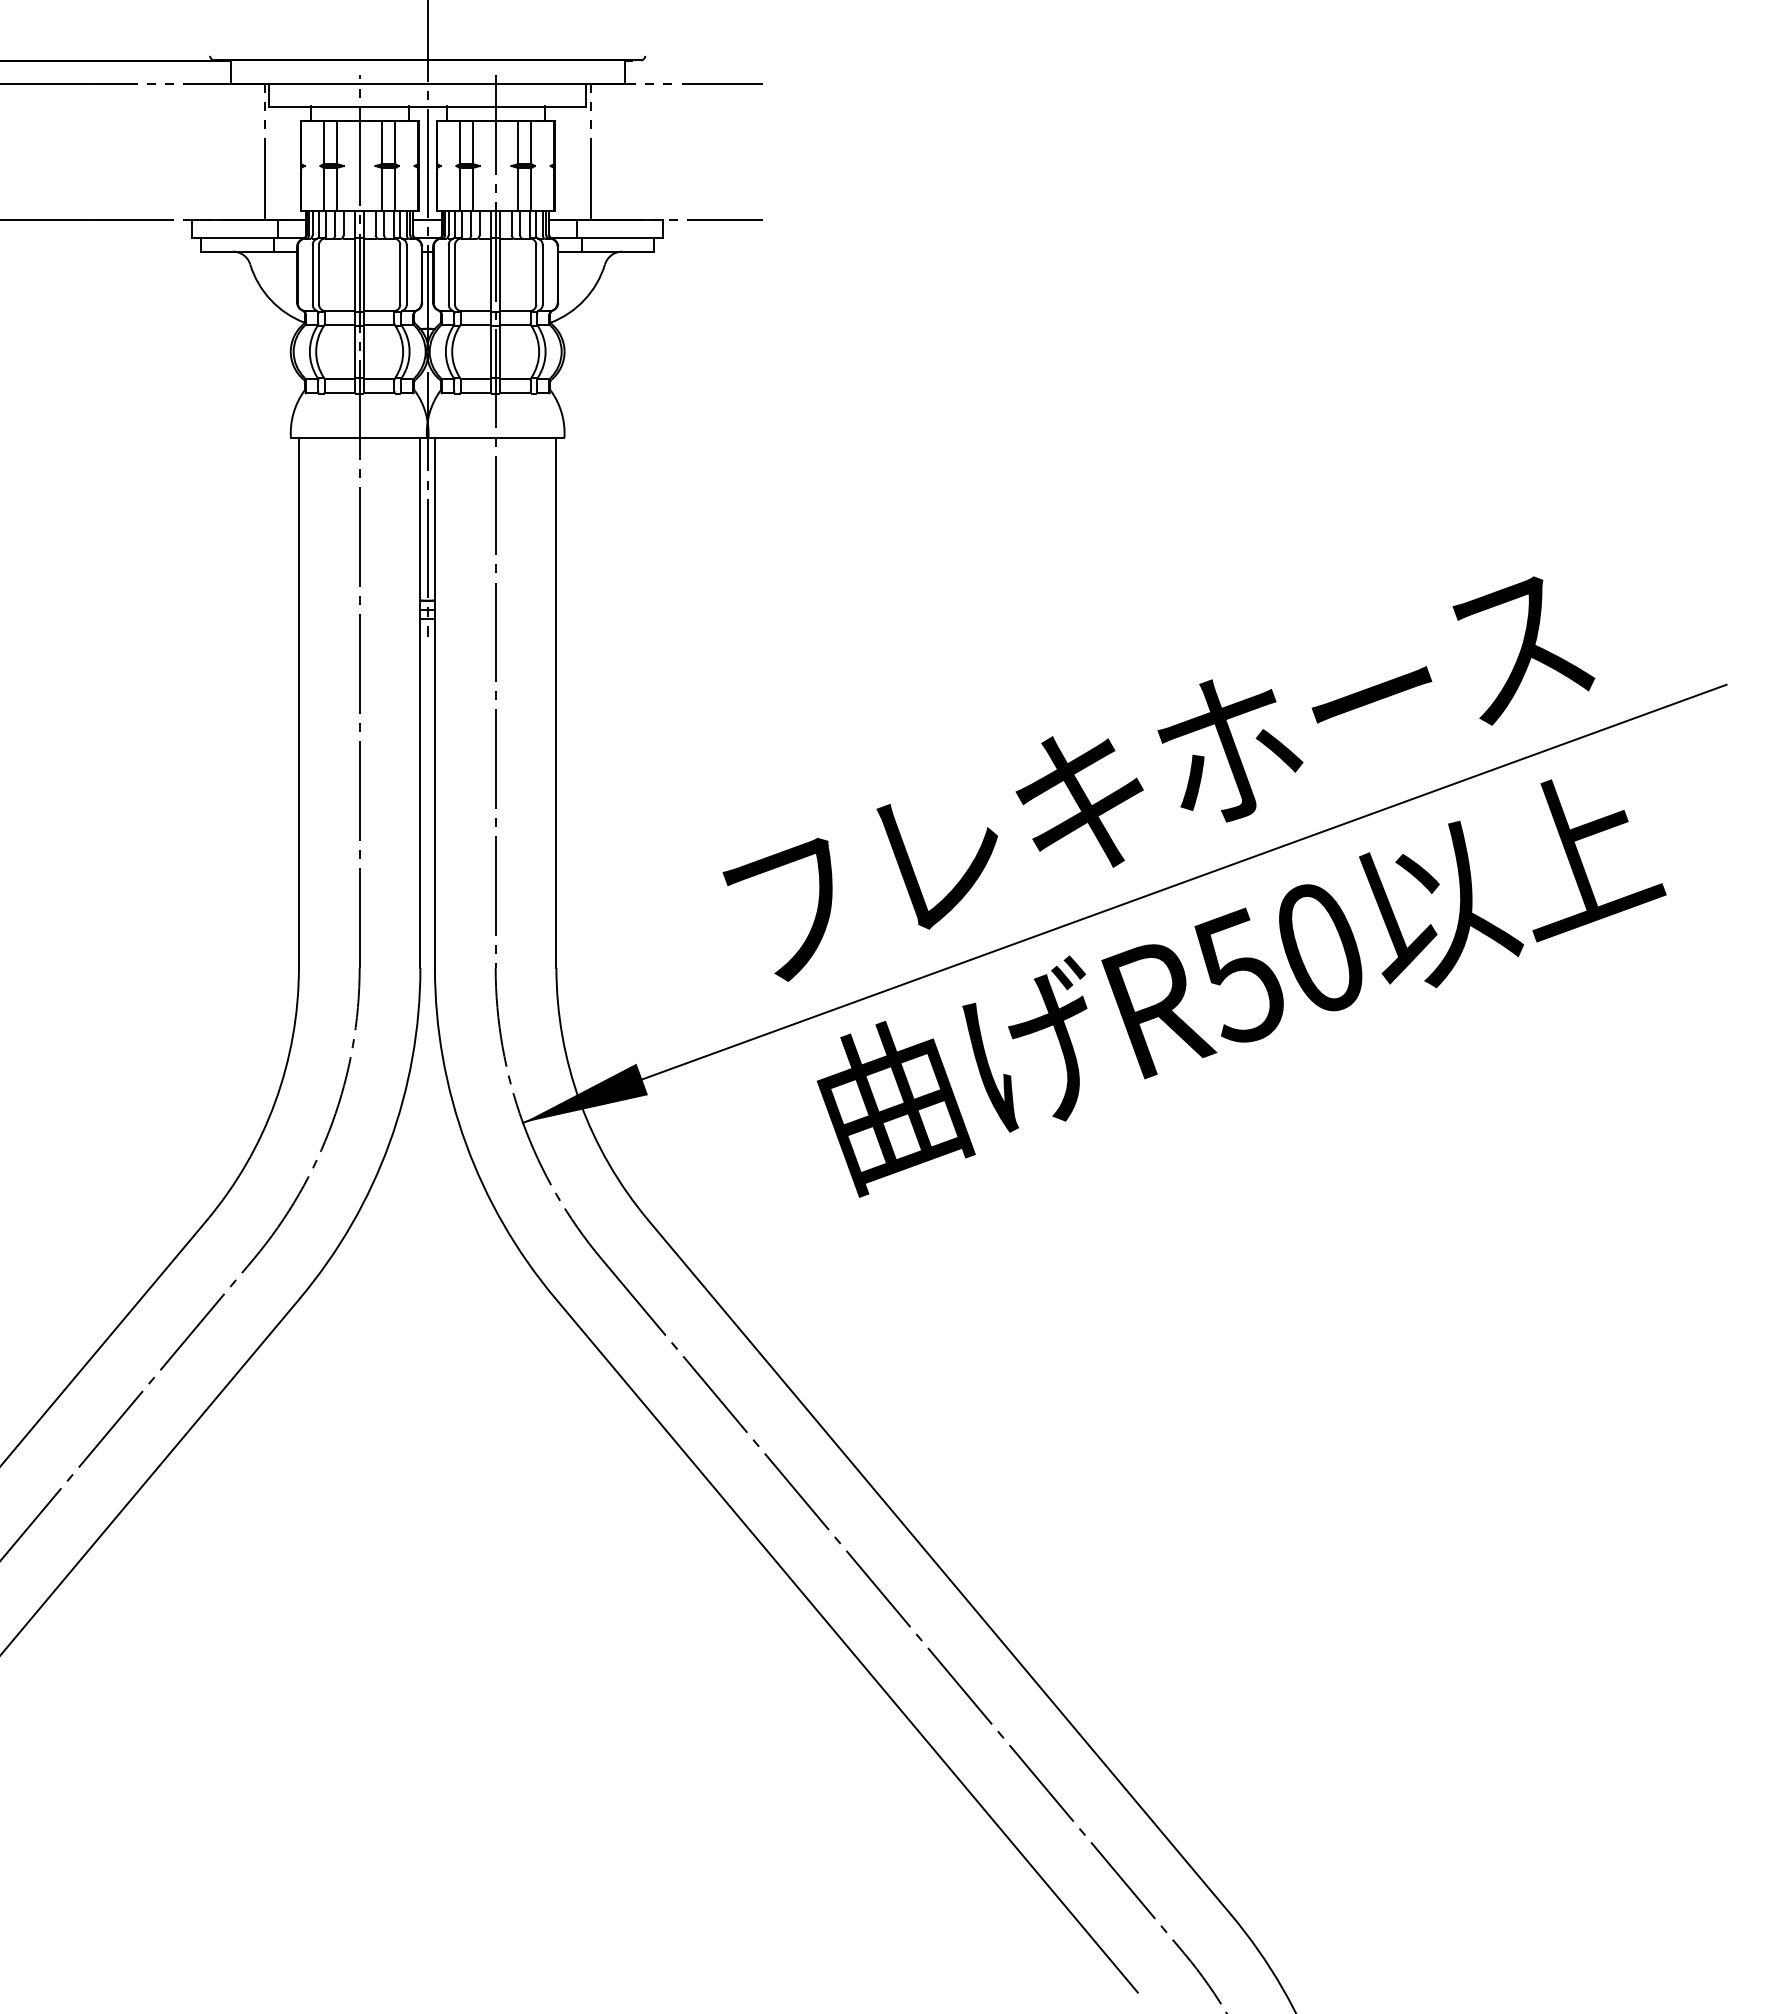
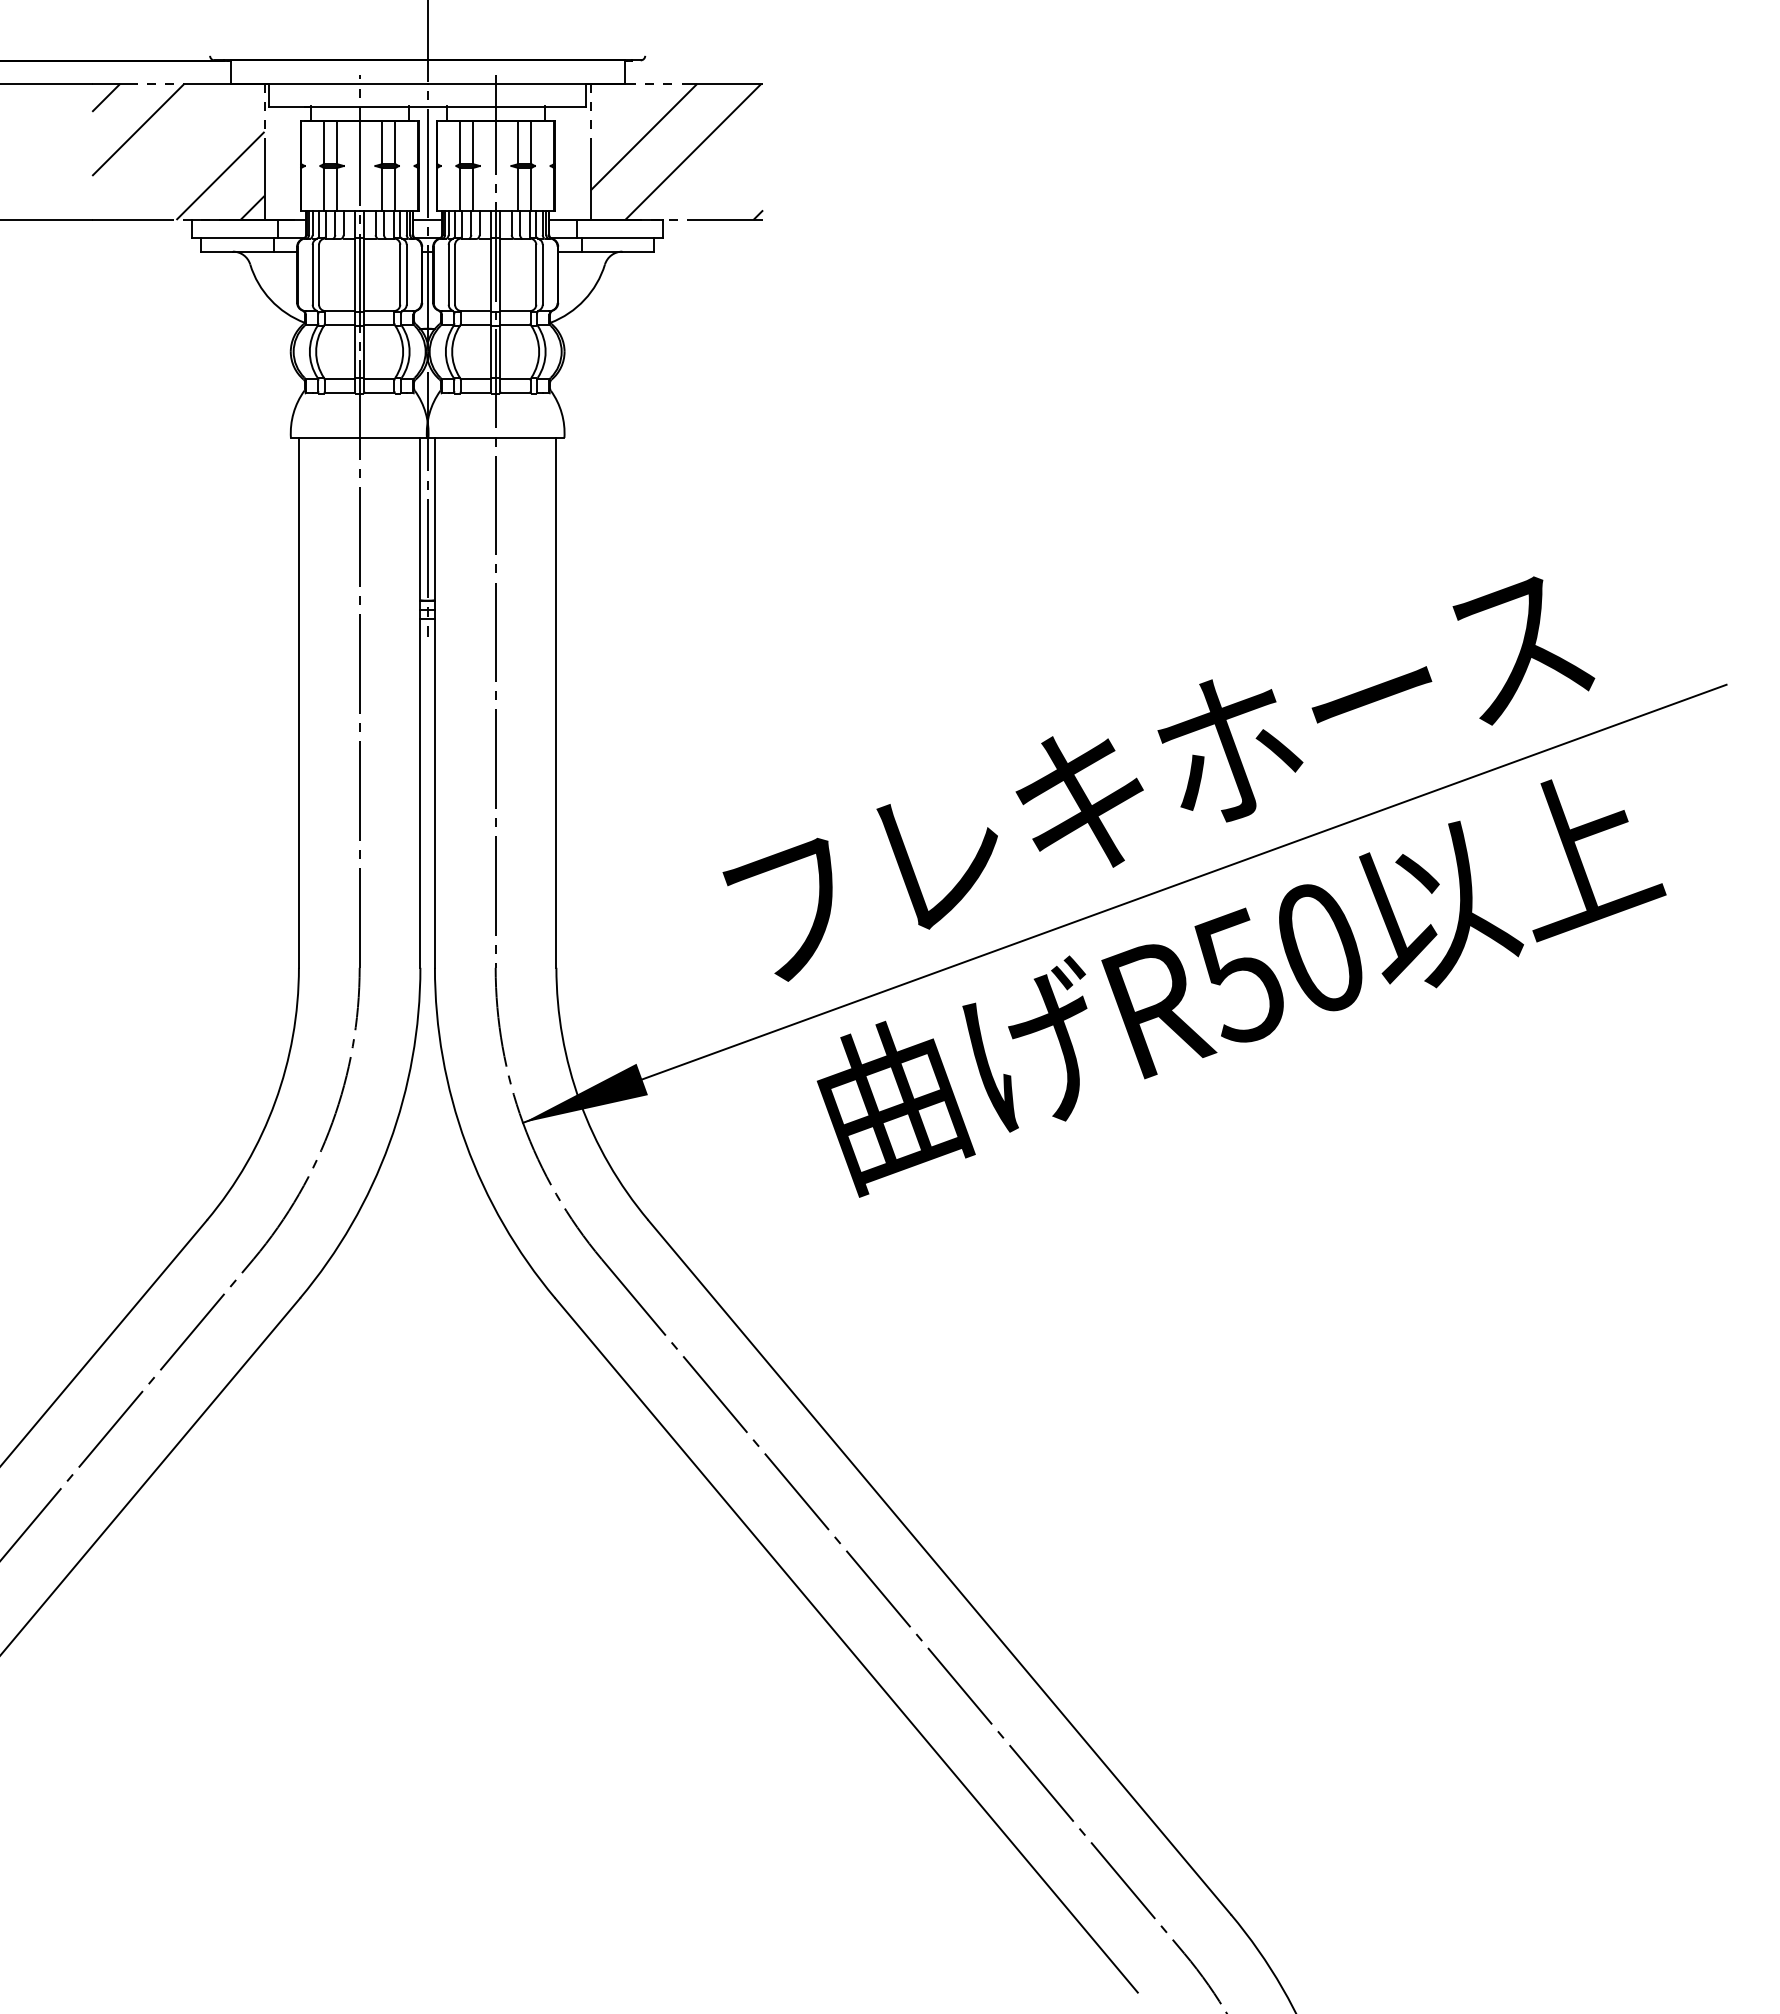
hatch: none -> present (178, 151)
hatch: none -> present (676, 151)
